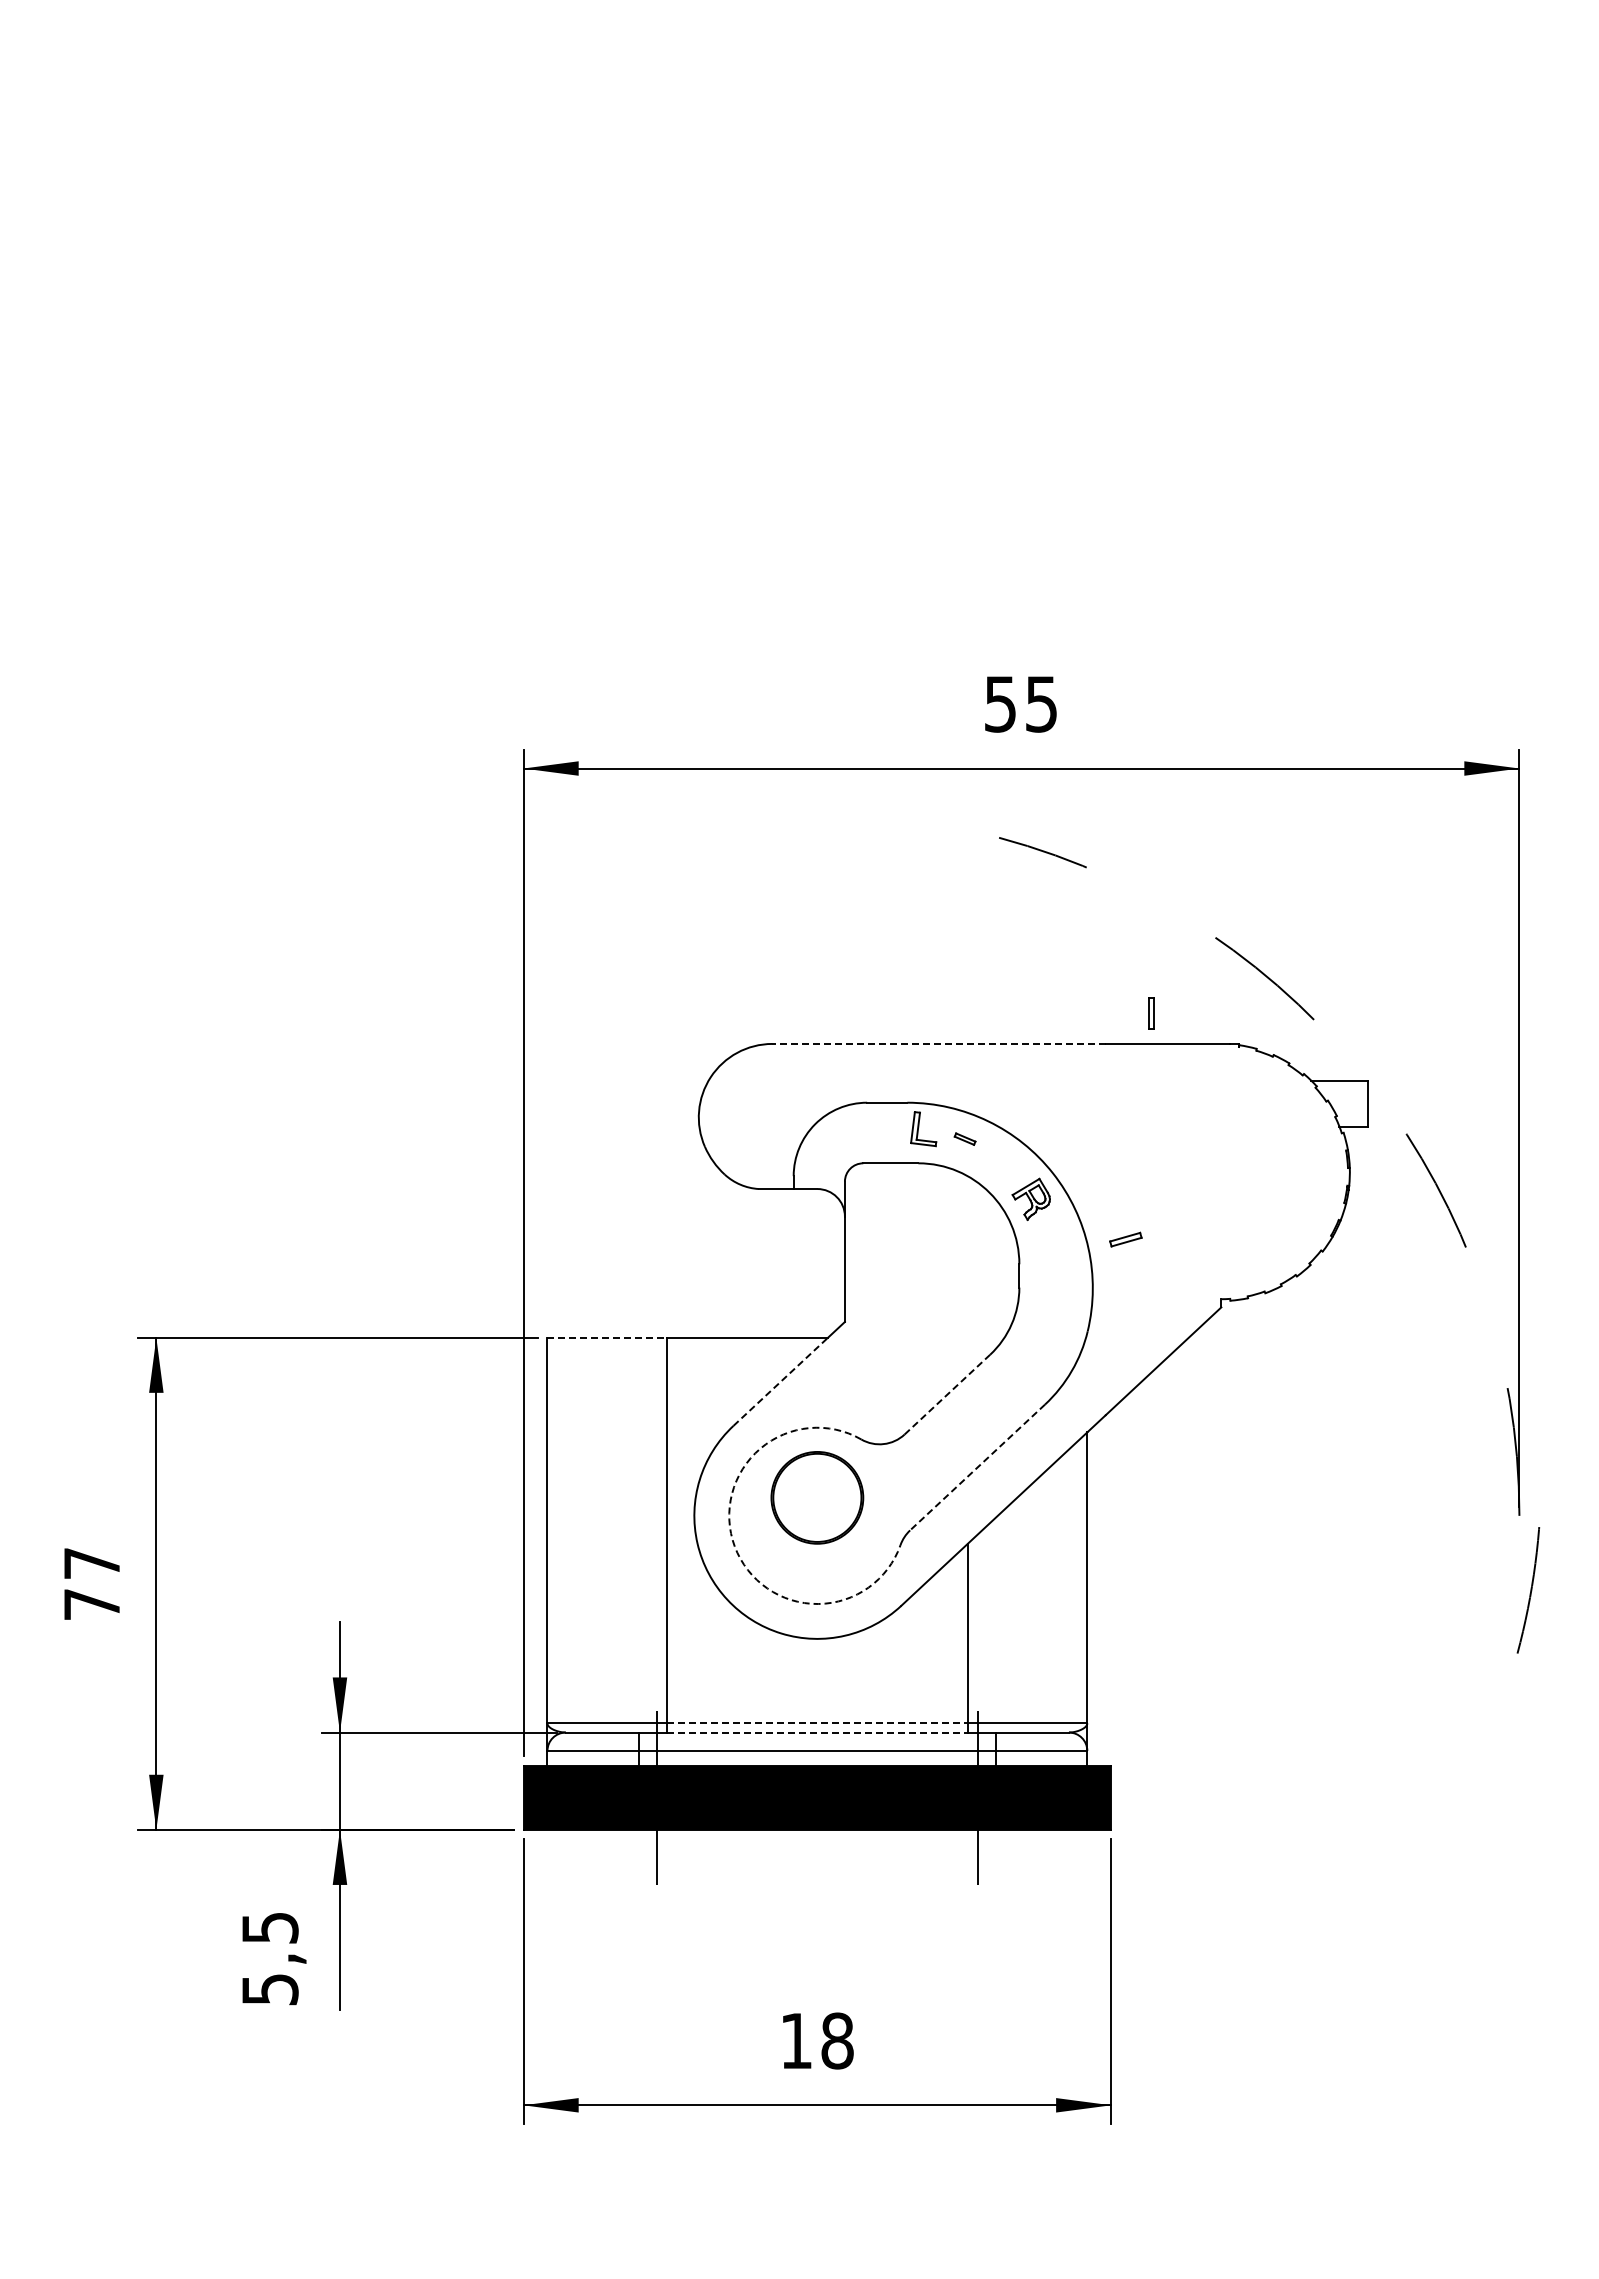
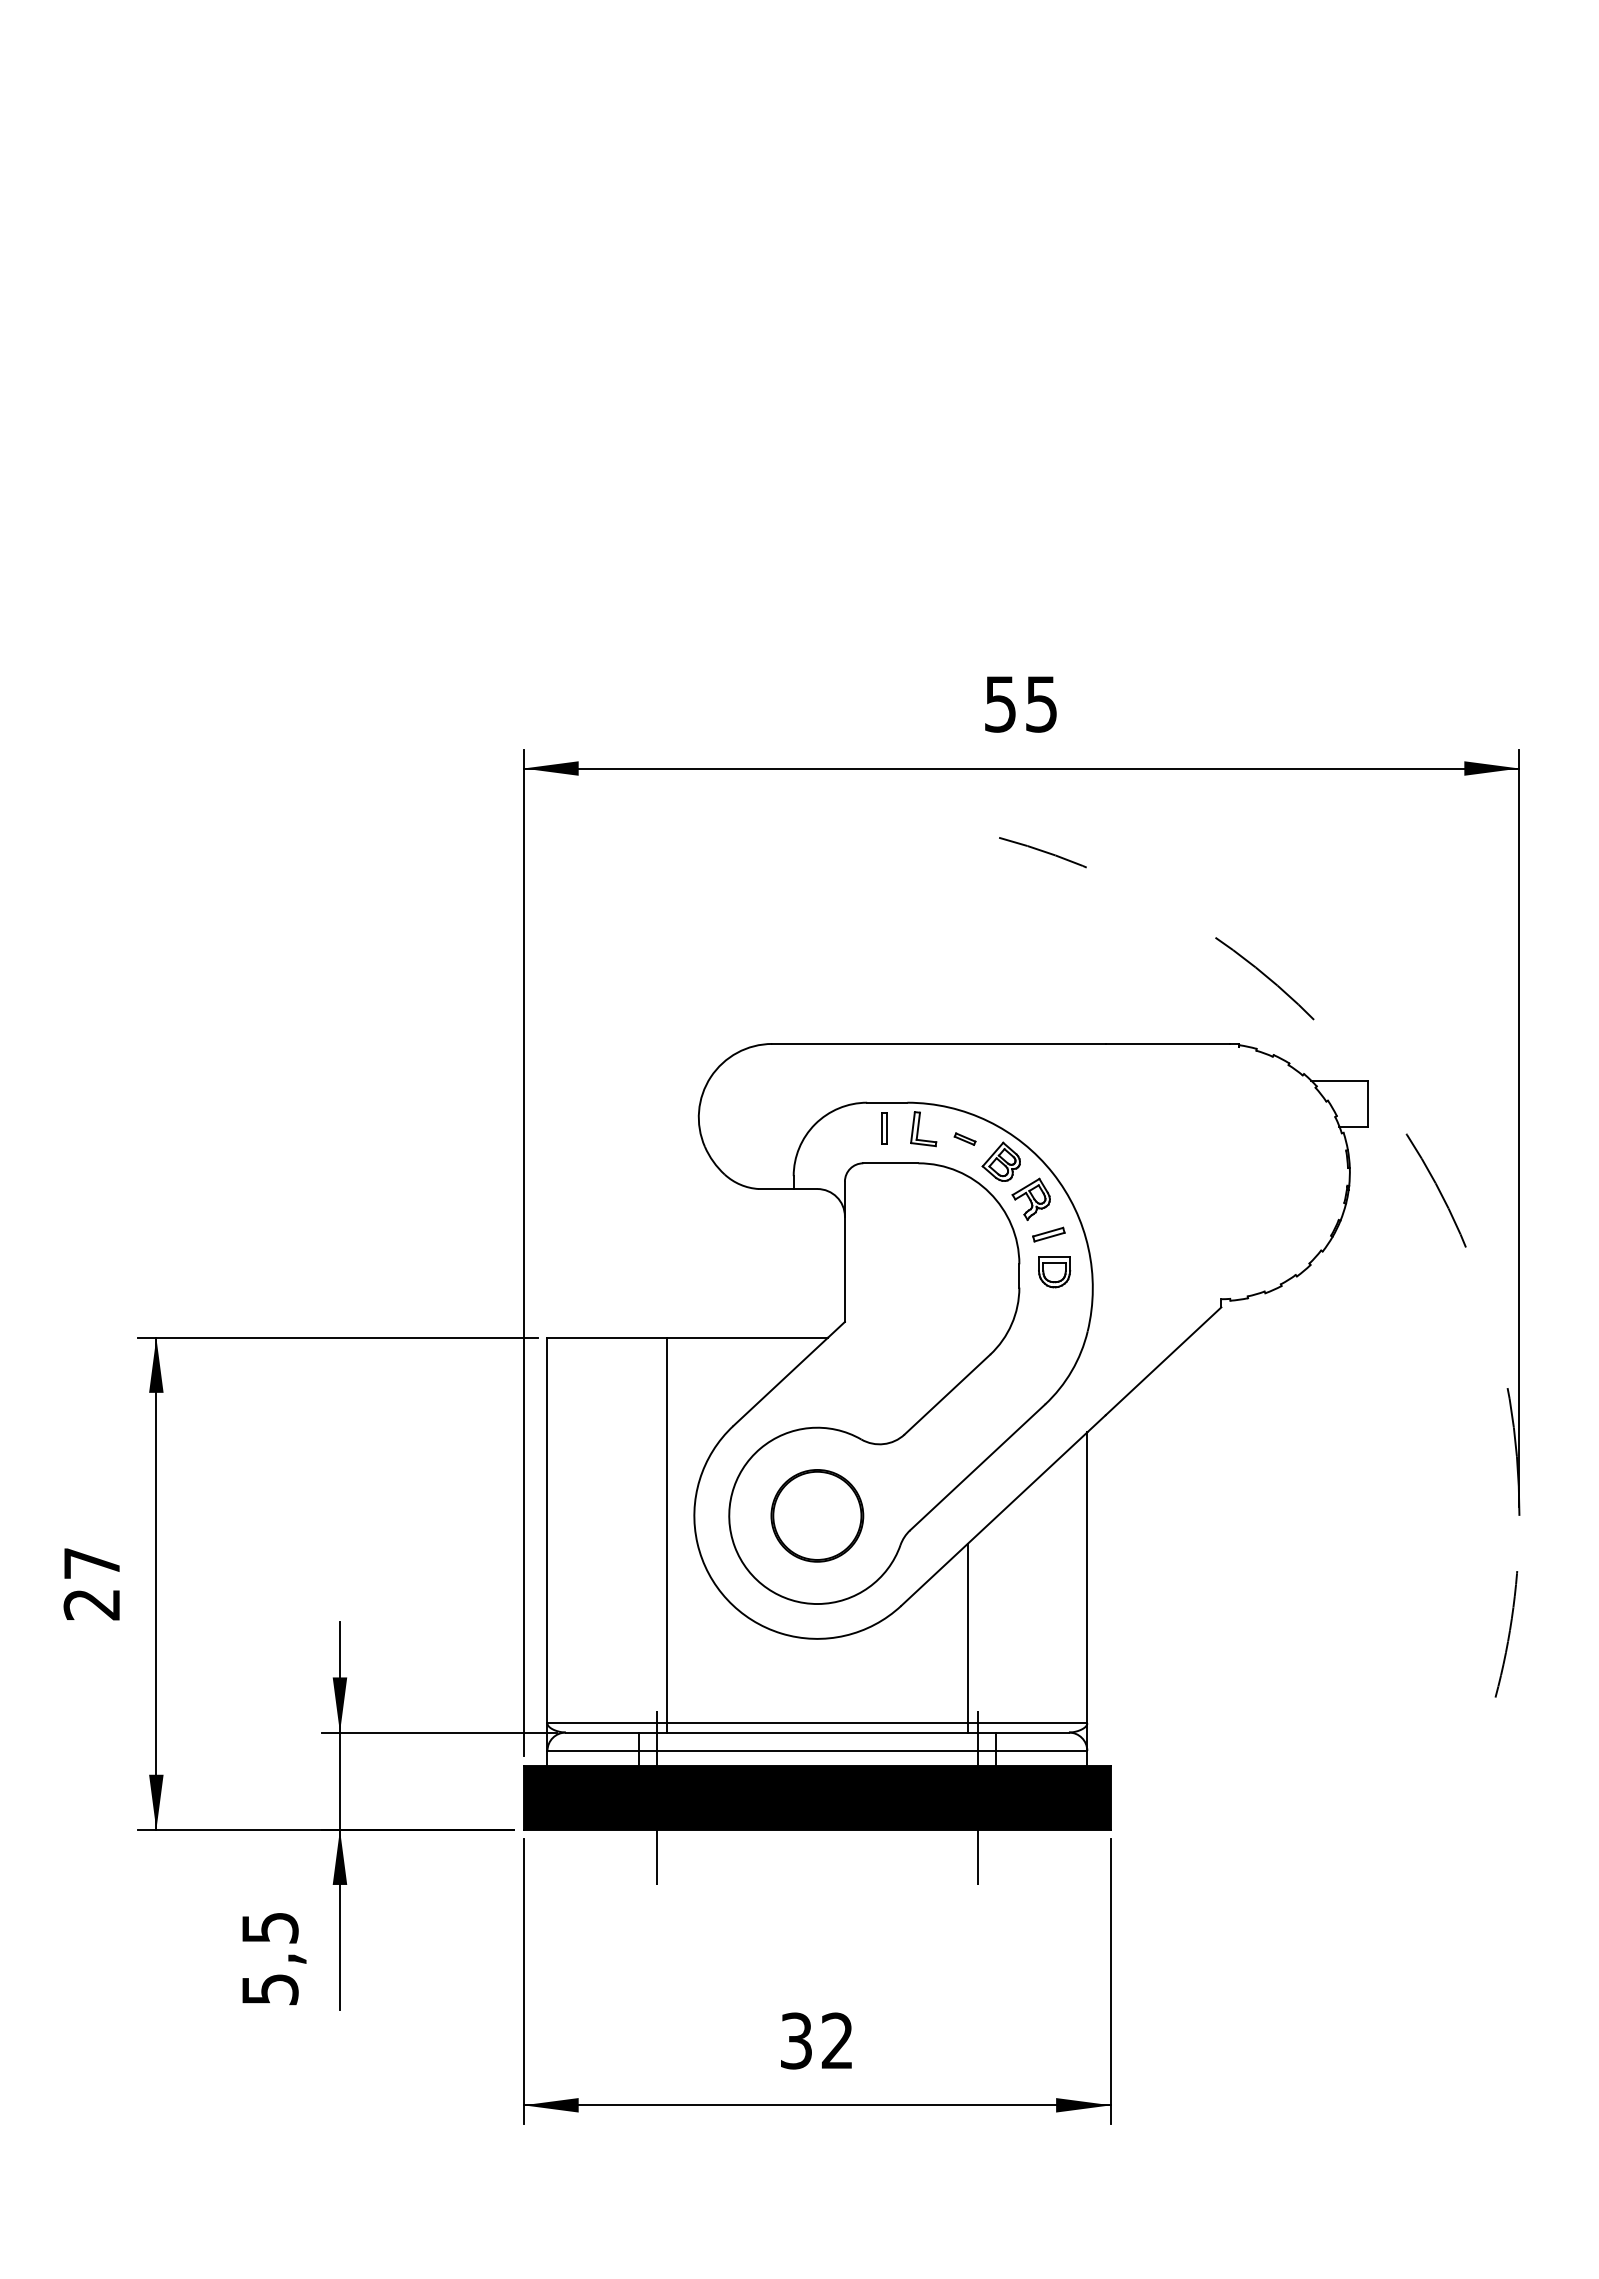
part position: (1151, 1013) -> (884, 1128) (884, 1128)
line: dashed -> solid (938, 1043)
part: none -> present (1000, 1161)
part position: (1125, 1239) -> (1048, 1234) (1048, 1234)
part: none -> present (1054, 1272)
line: dashed -> solid (607, 1337)
line: dashed -> solid (780, 1381)
line: dashed -> solid (947, 1394)
line: dashed -> solid (977, 1467)
part position: (817, 1497) -> (817, 1515) (817, 1515)
arc: dashed -> solid (734, 1546)
arc position: (1530, 1590) -> (1508, 1634) (1508, 1634)
text: 77 -> 27 (91, 1604)
line: dashed -> solid (817, 1723)
line: dashed -> solid (817, 1732)
text: 18 -> 32 (817, 2040)
